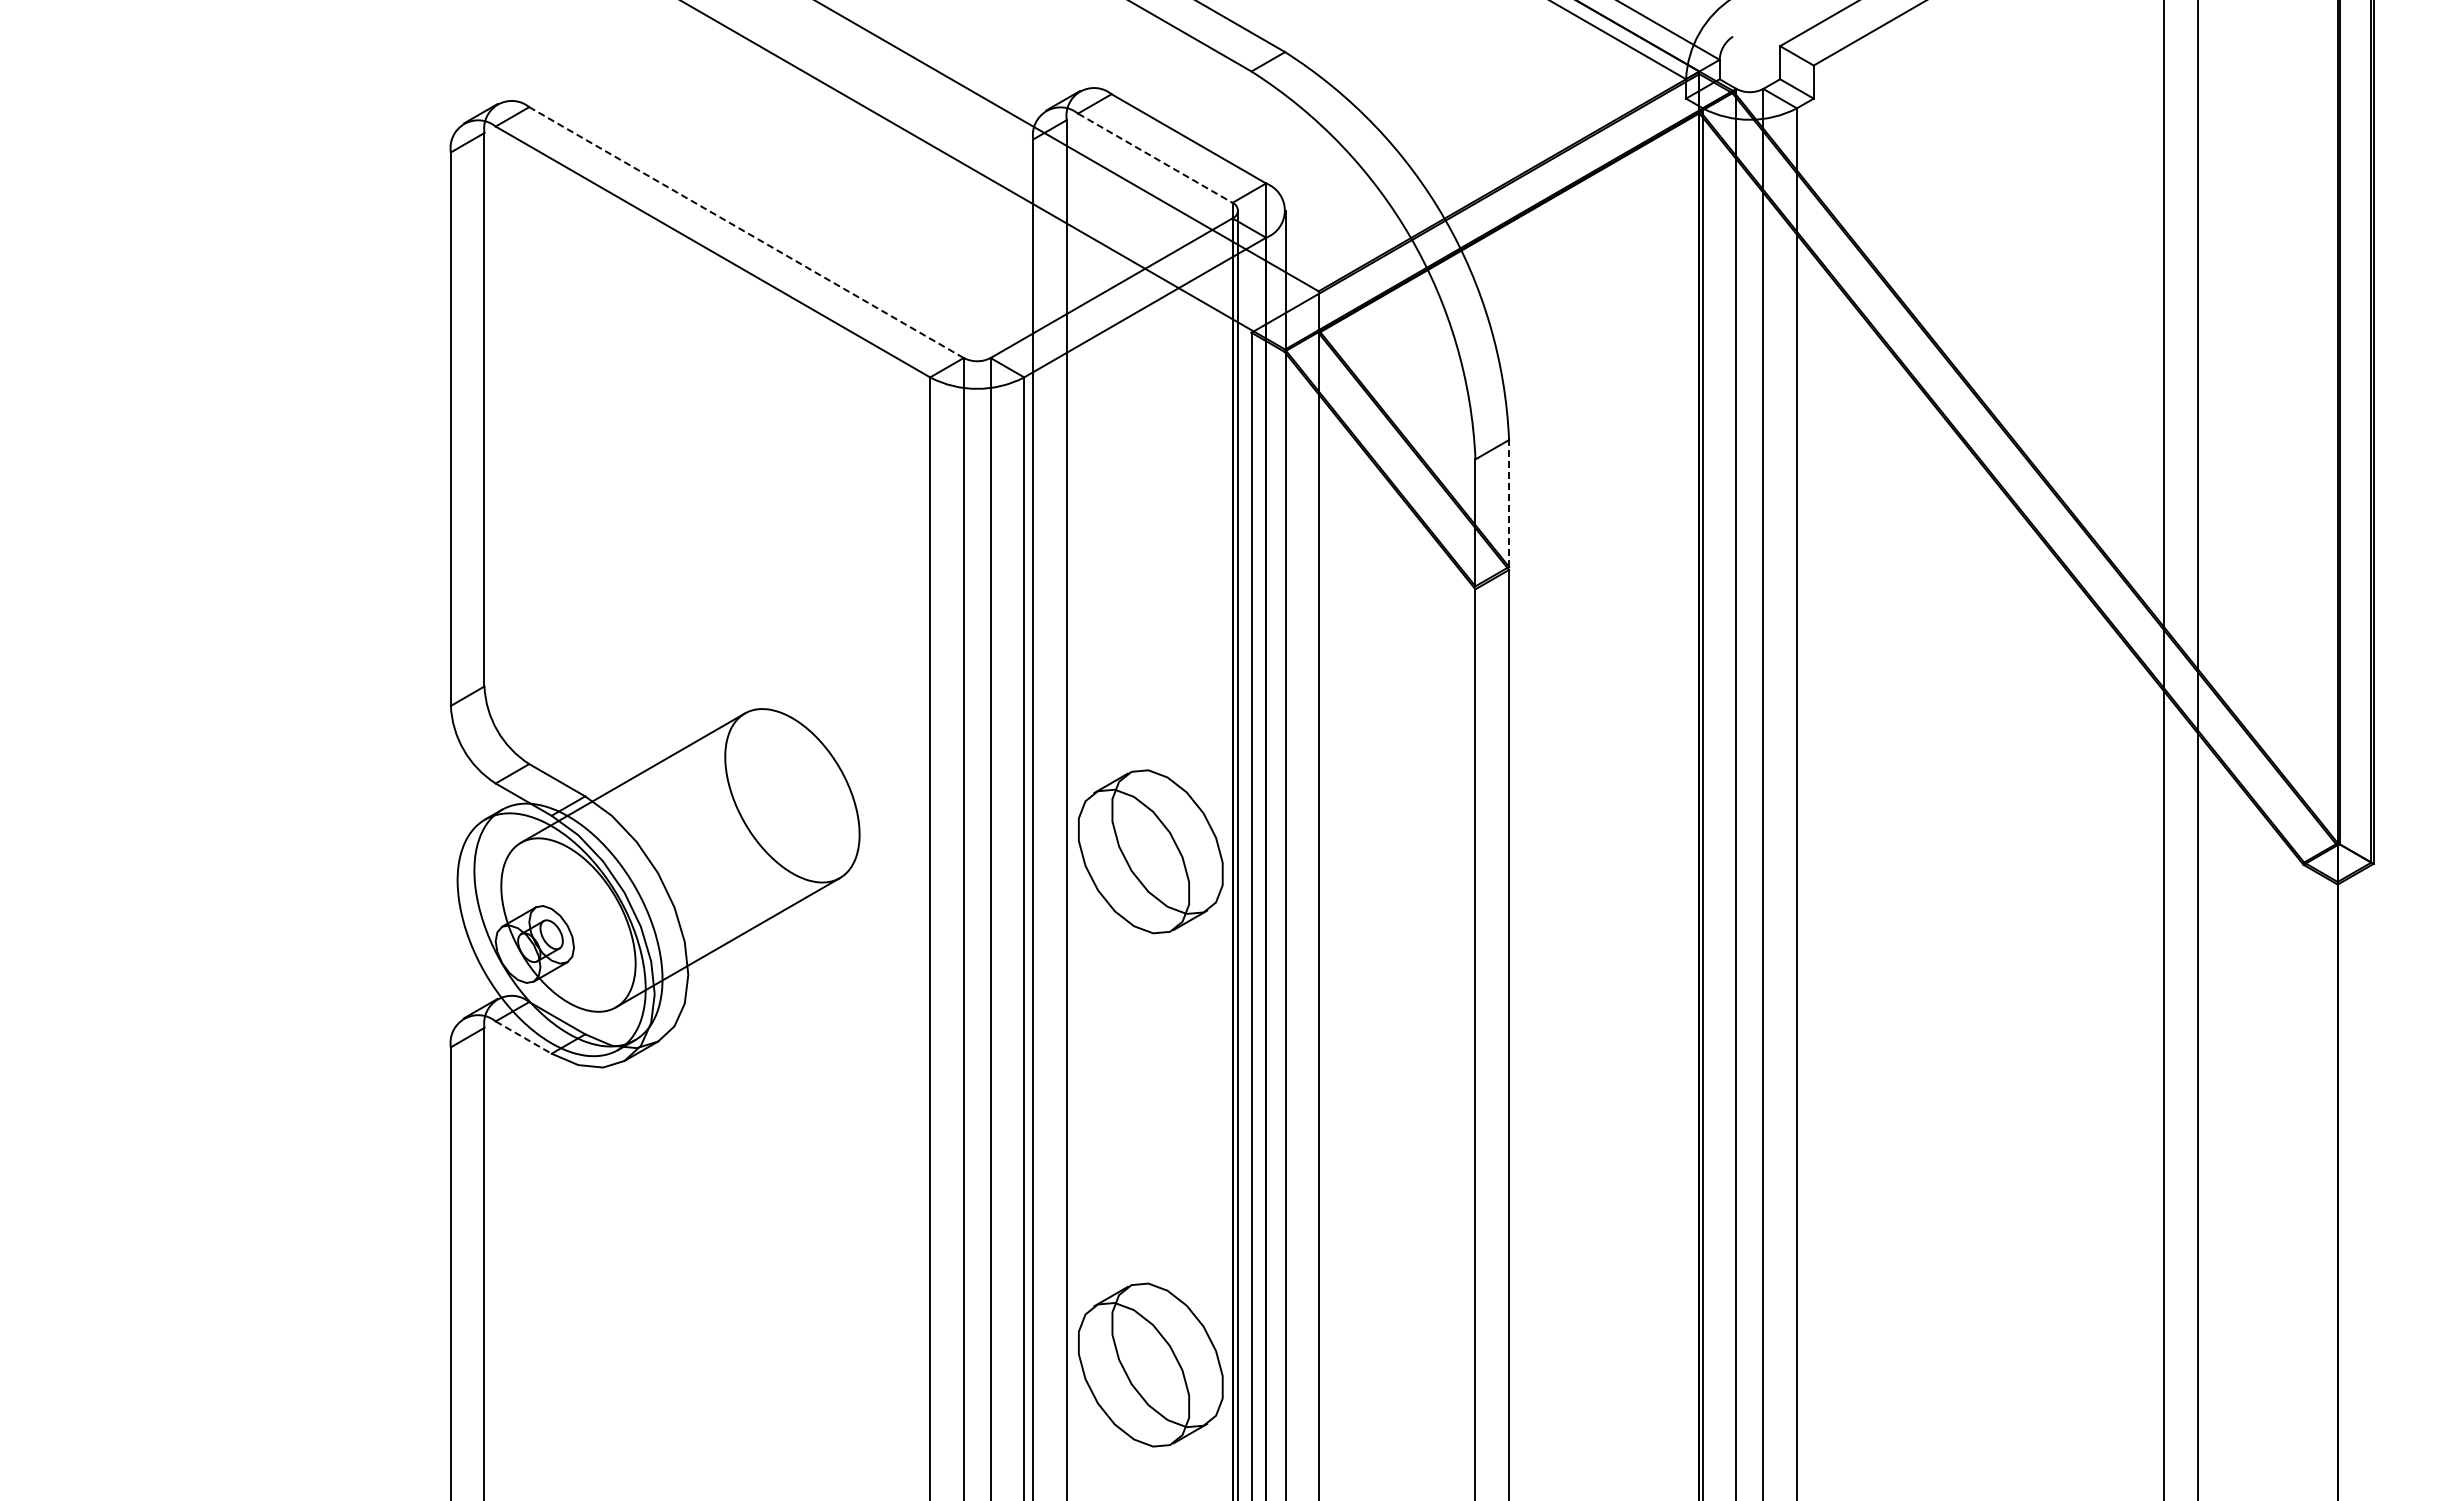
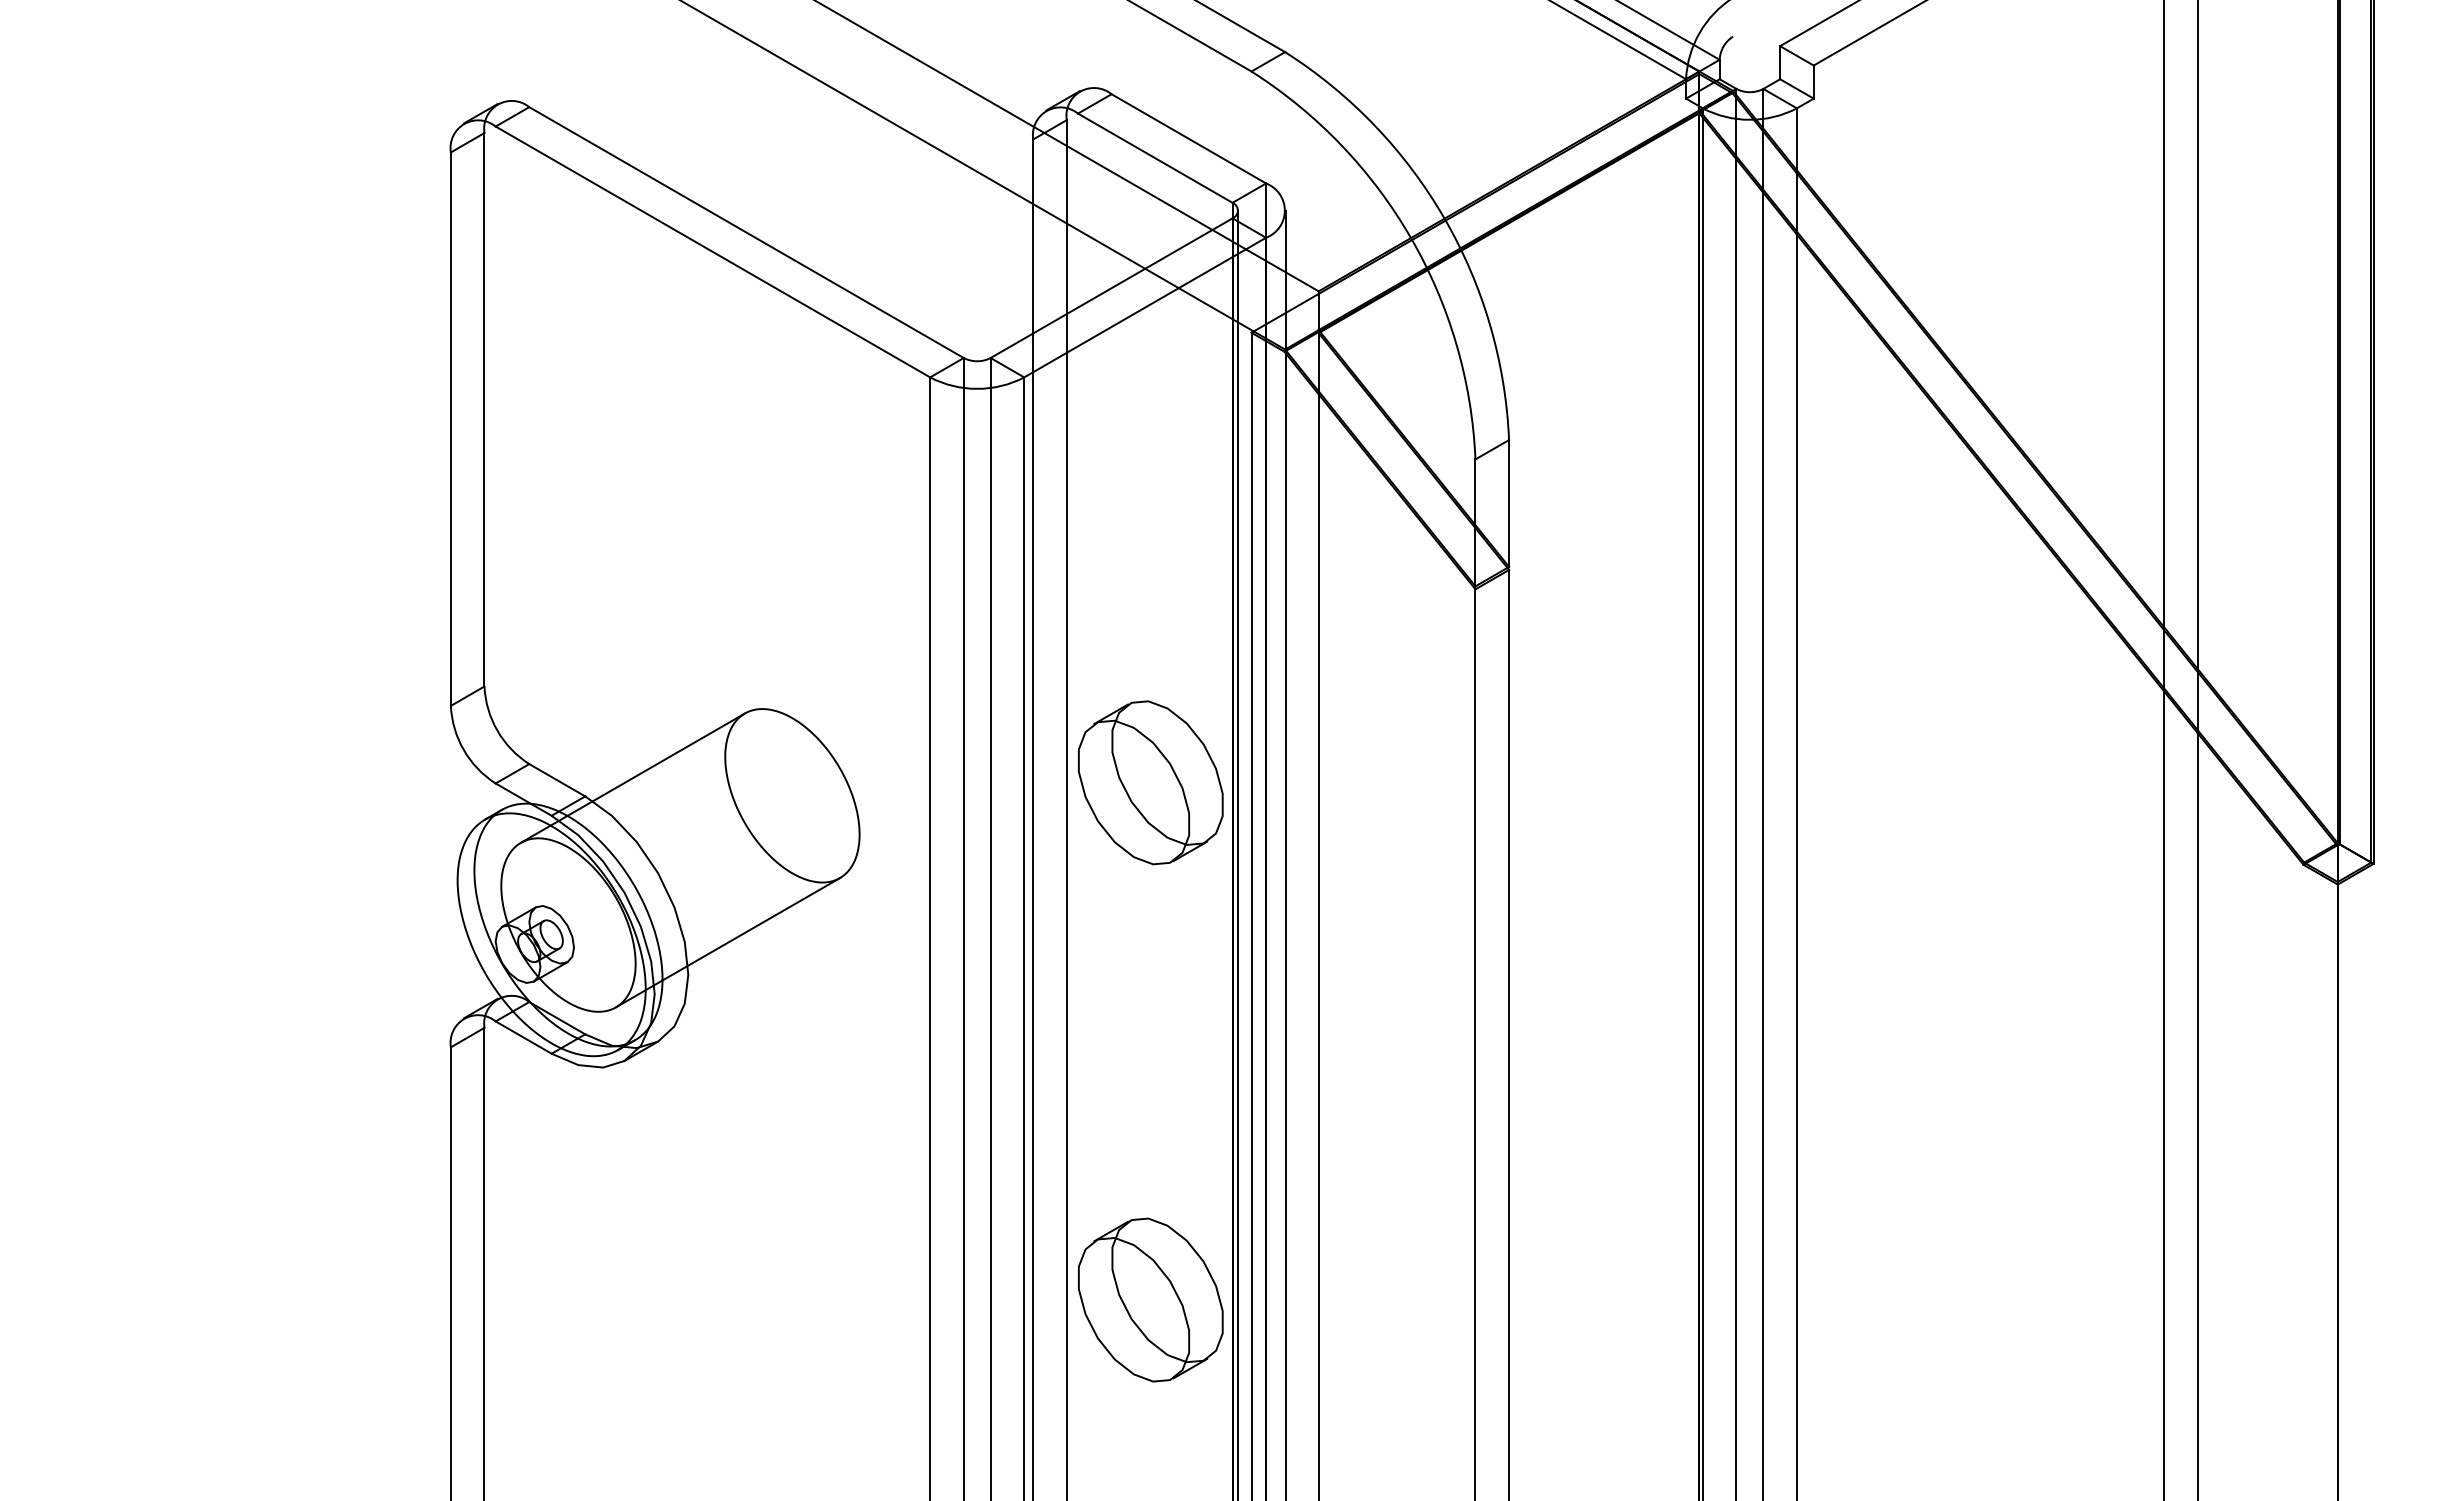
line: dashed -> solid (1155, 158)
line: dashed -> solid (746, 232)
line: dashed -> solid (1509, 503)
part position: (1150, 851) -> (1150, 782) (1150, 782)
line: dashed -> solid (524, 1037)
part position: (1150, 1364) -> (1150, 1299) (1150, 1299)
